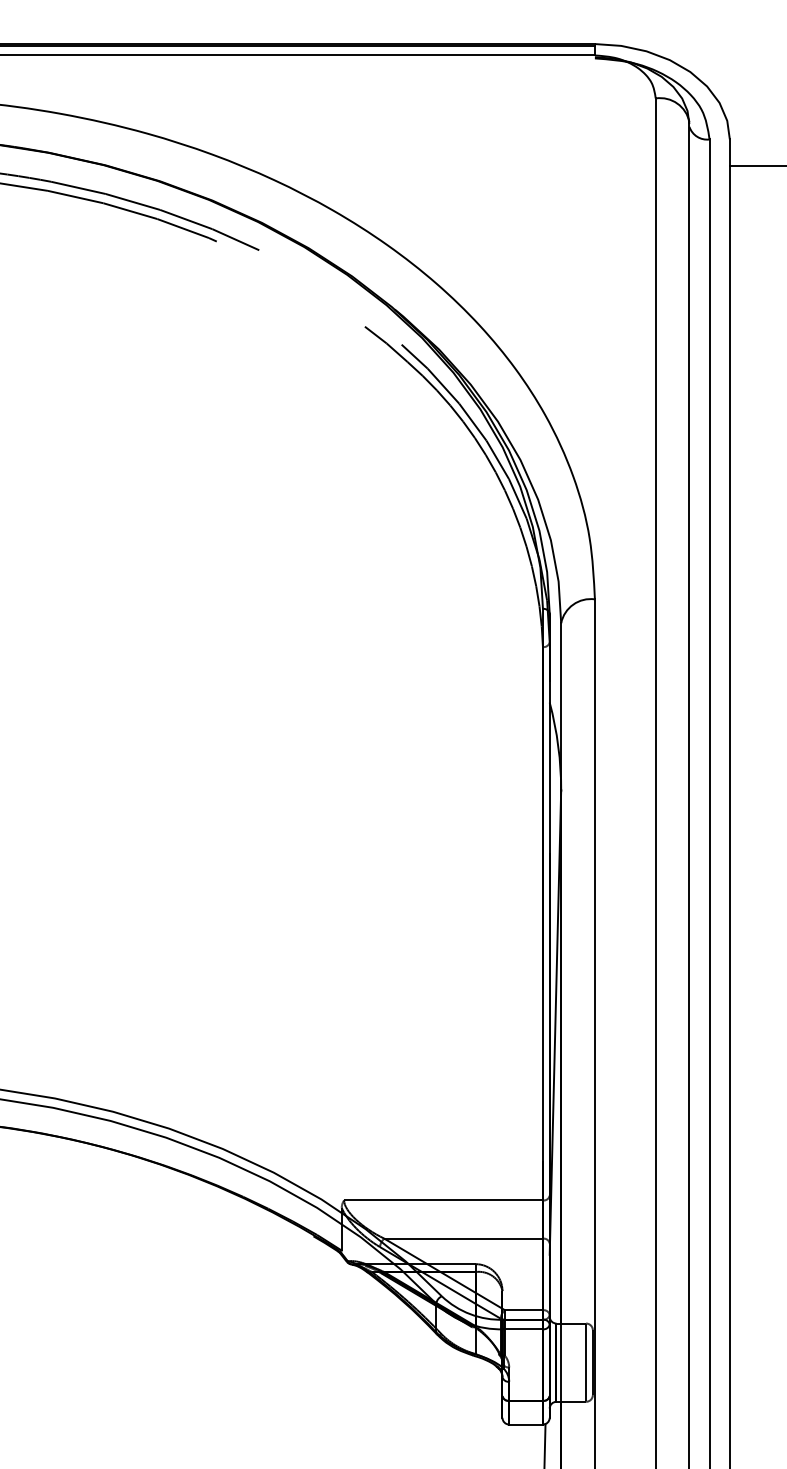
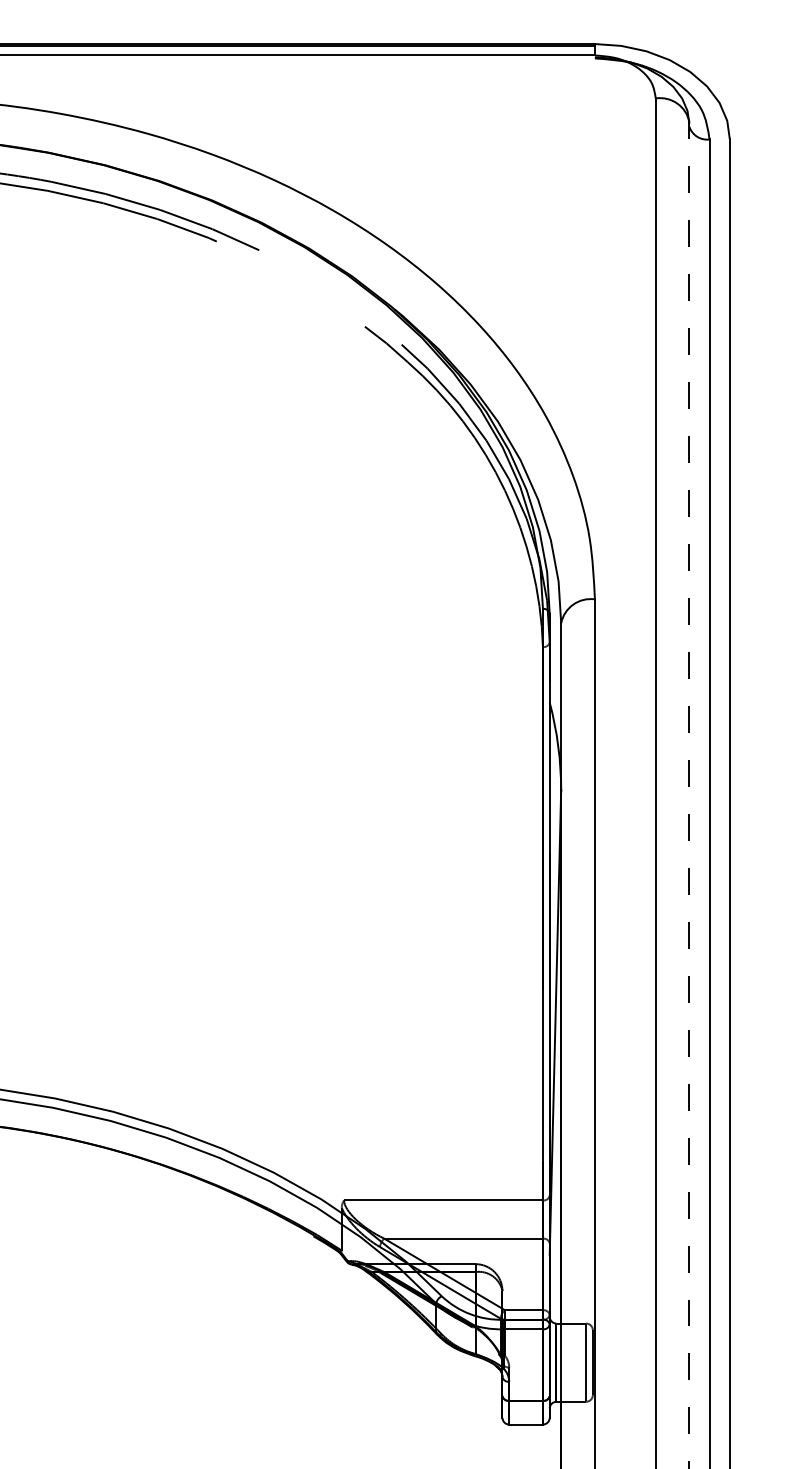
line: present -> none (756, 166)
line: solid -> dashed (689, 795)
line: present -> none (544, 1444)
